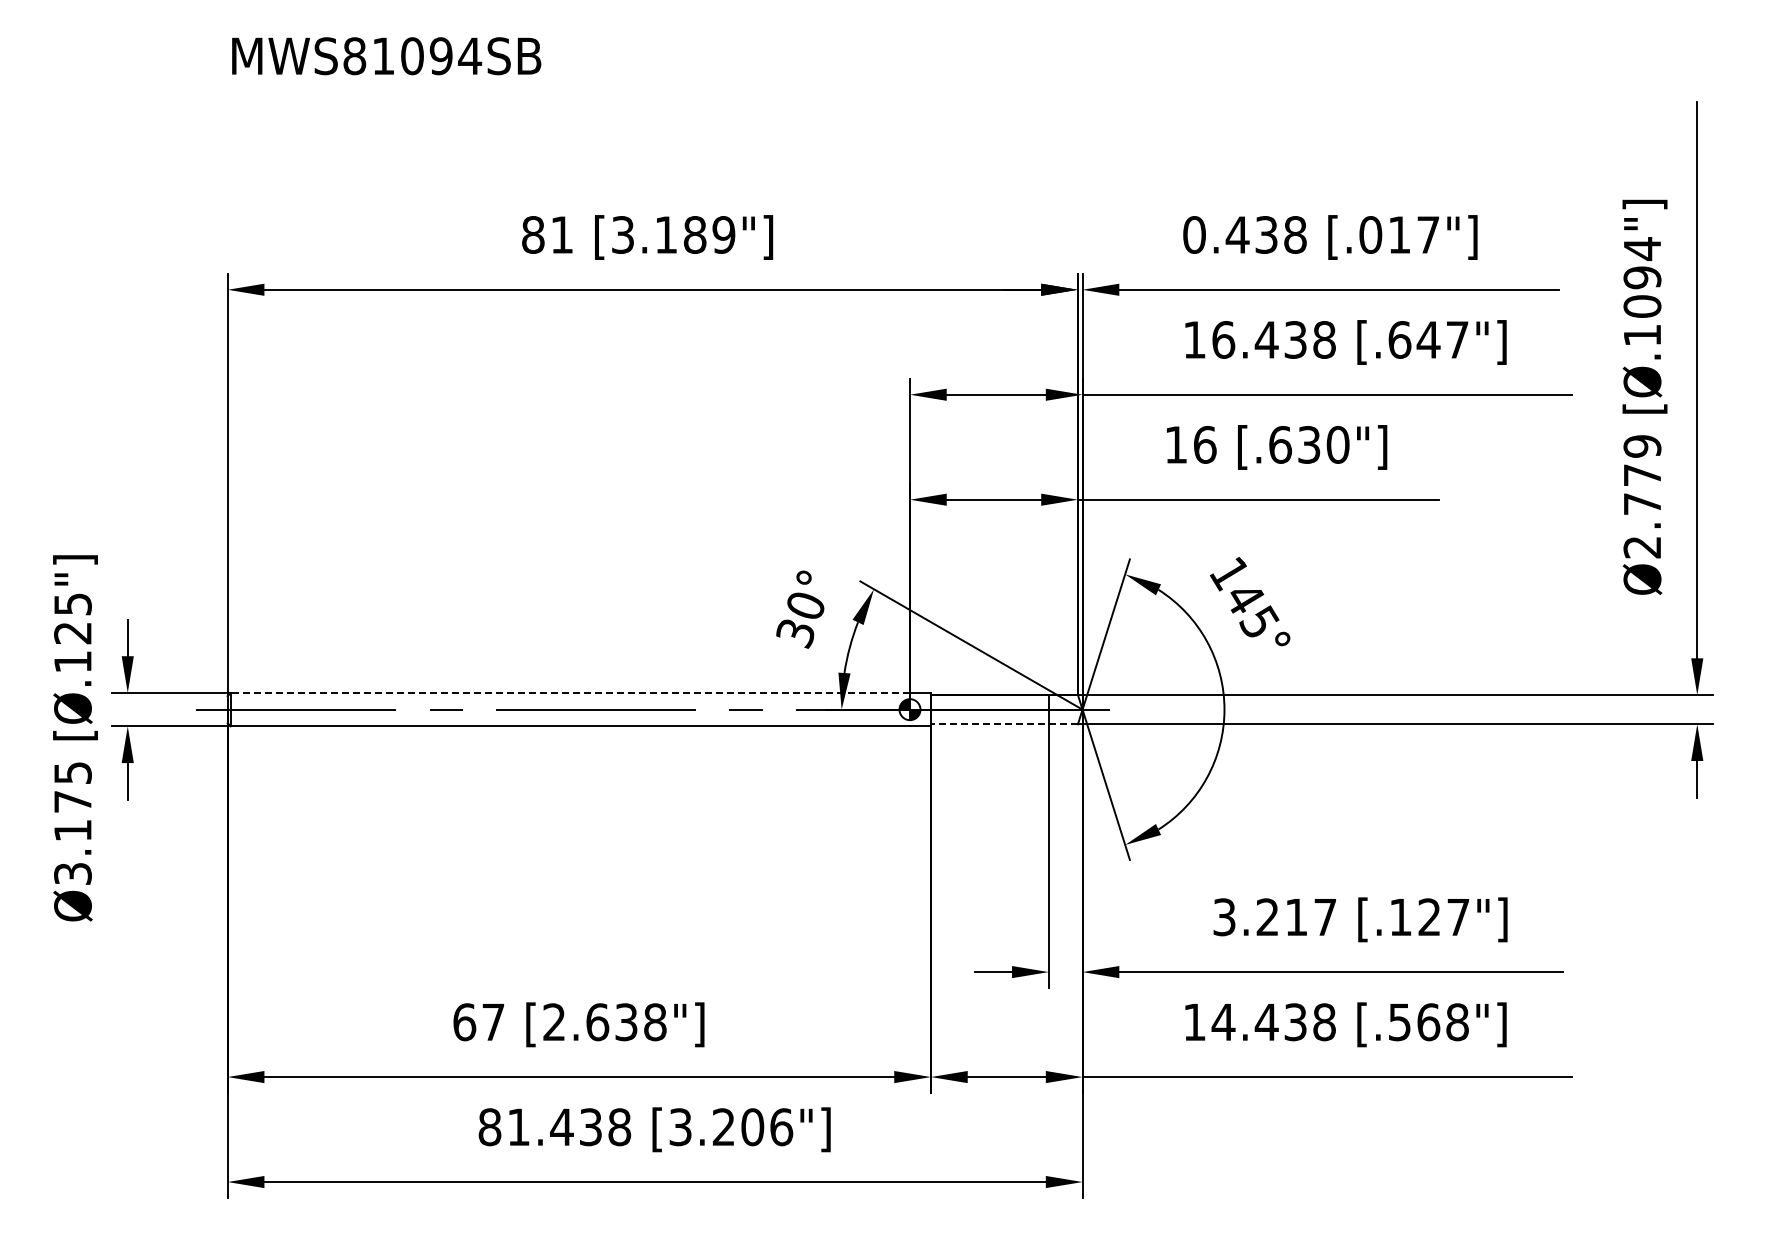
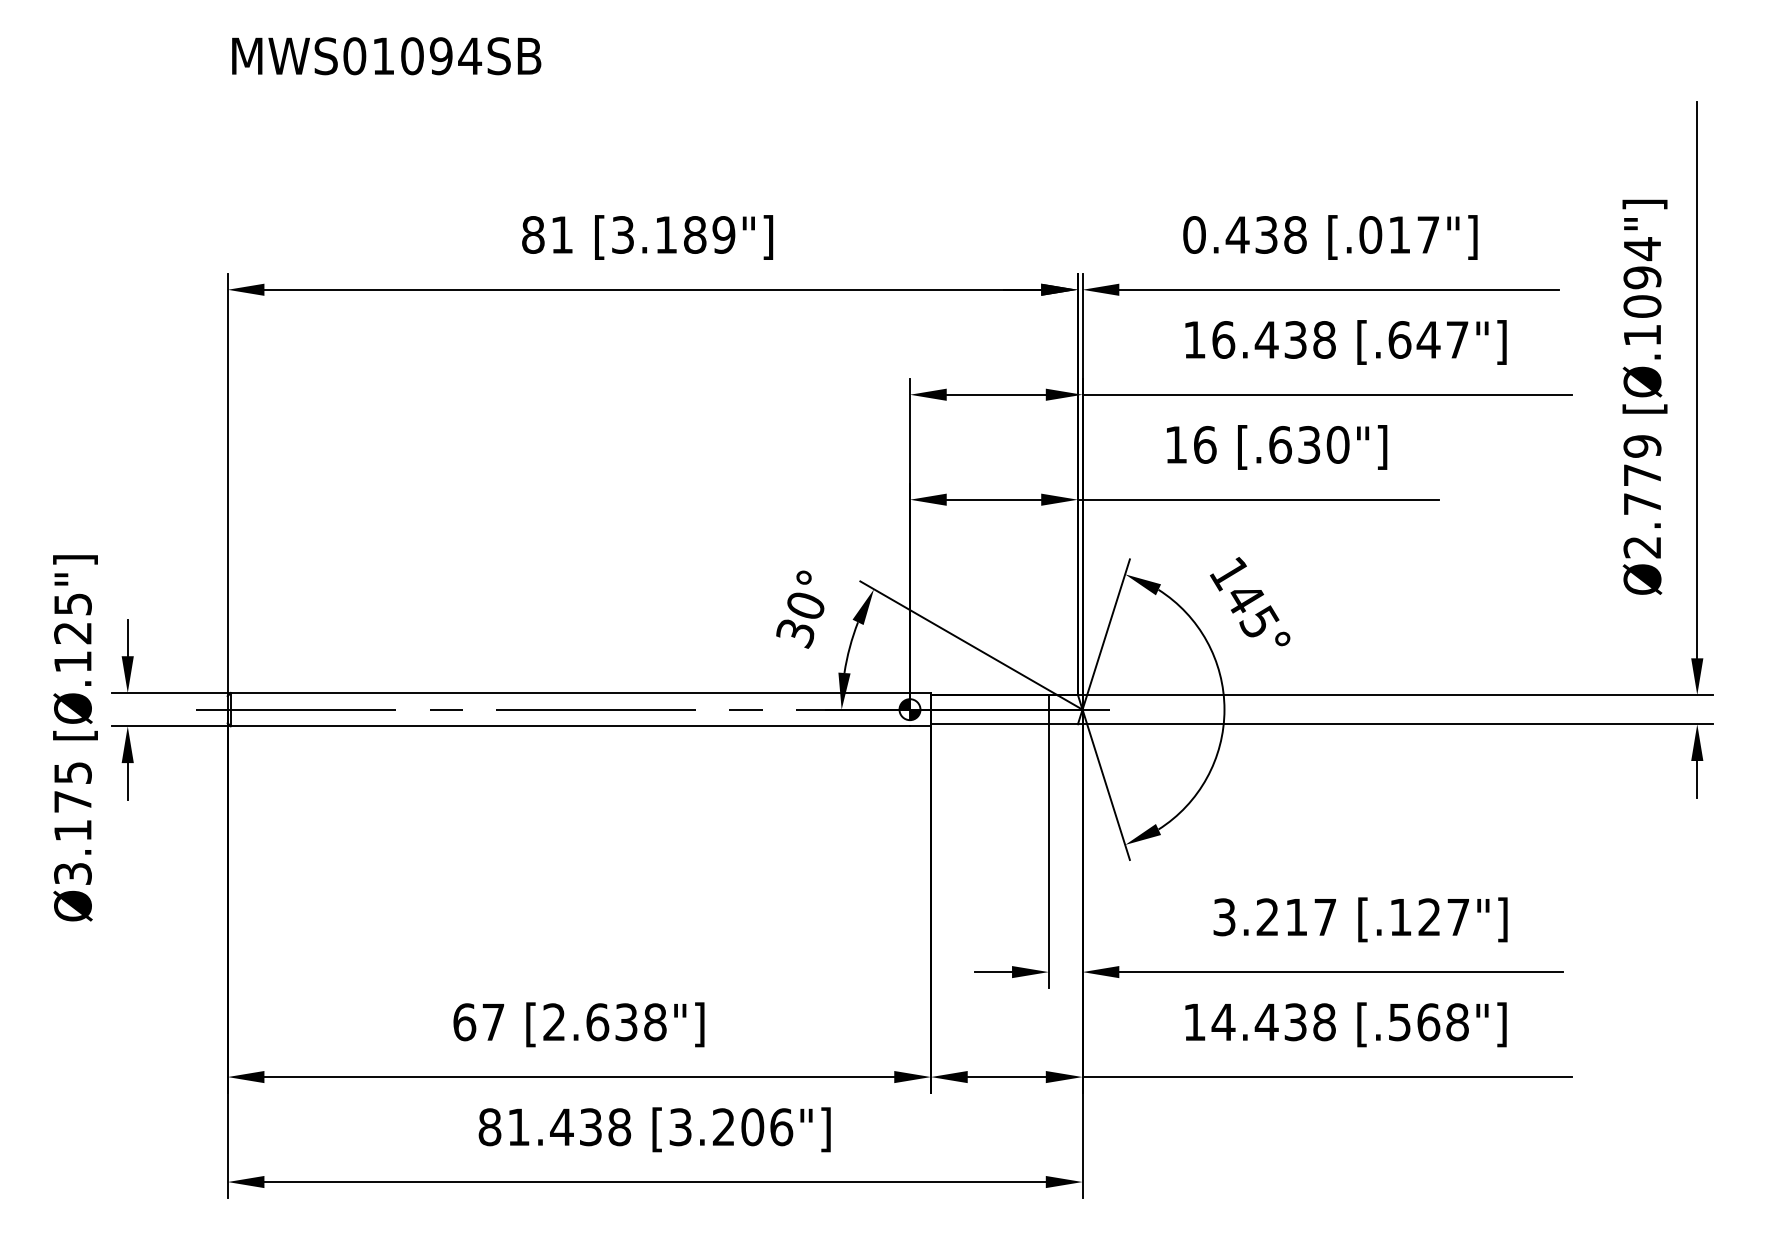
text: MWS81094SB -> MWS01094SB (354, 56)
line: dashed -> solid (570, 693)
line: dashed -> solid (1003, 724)
